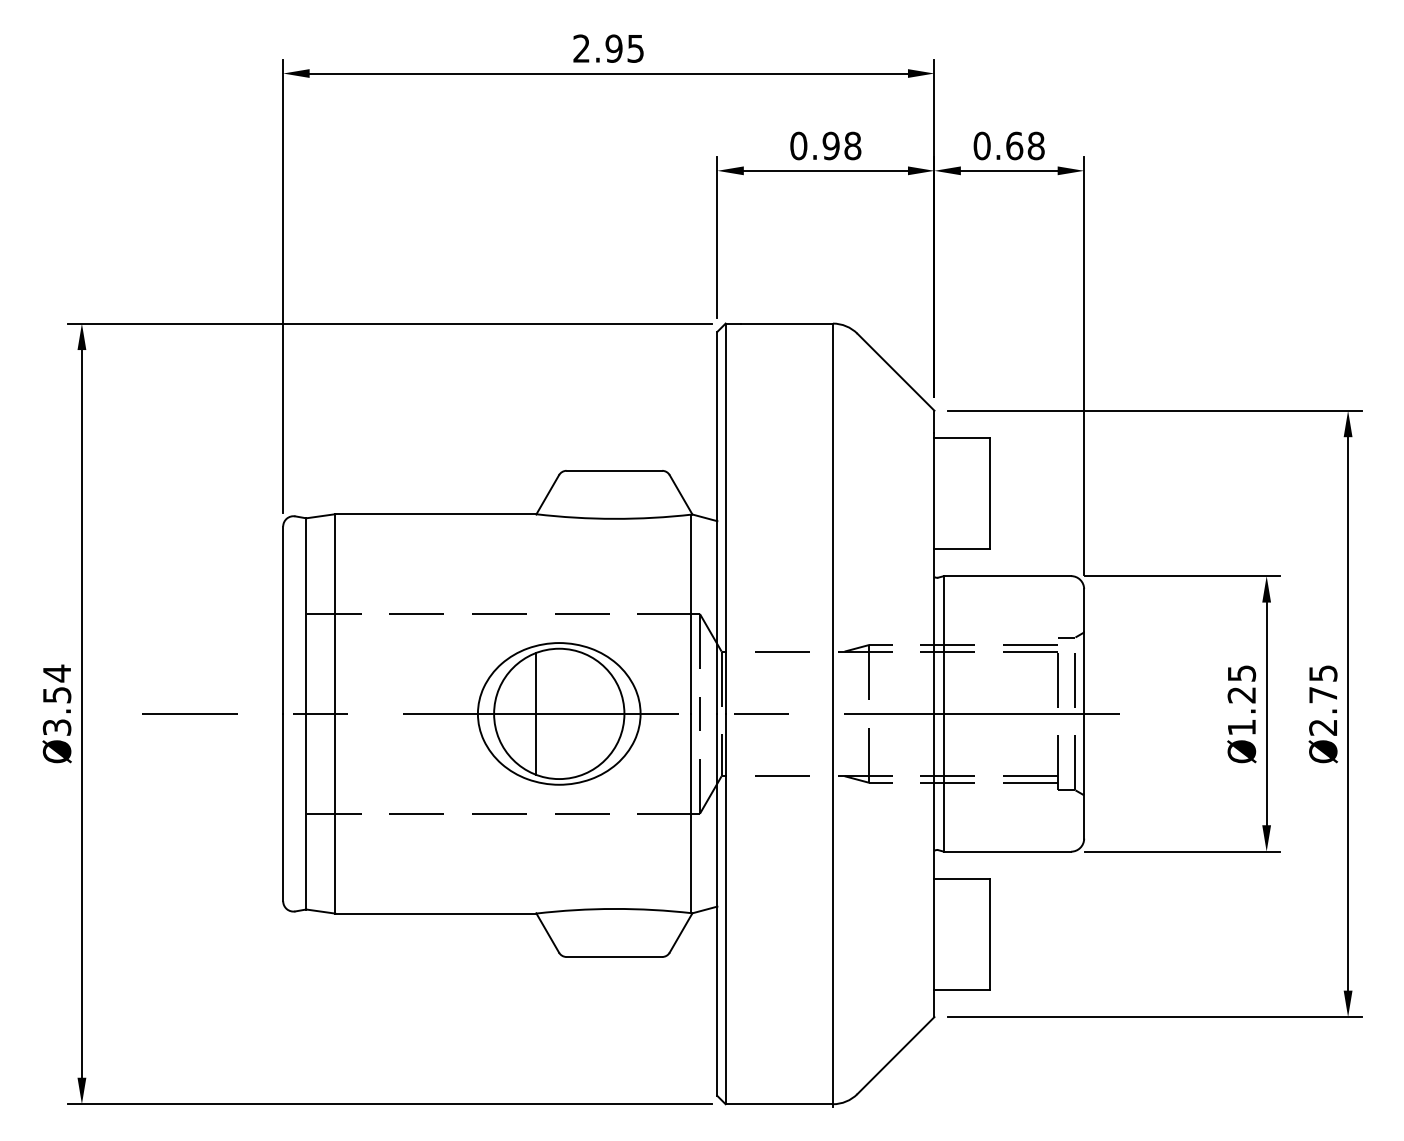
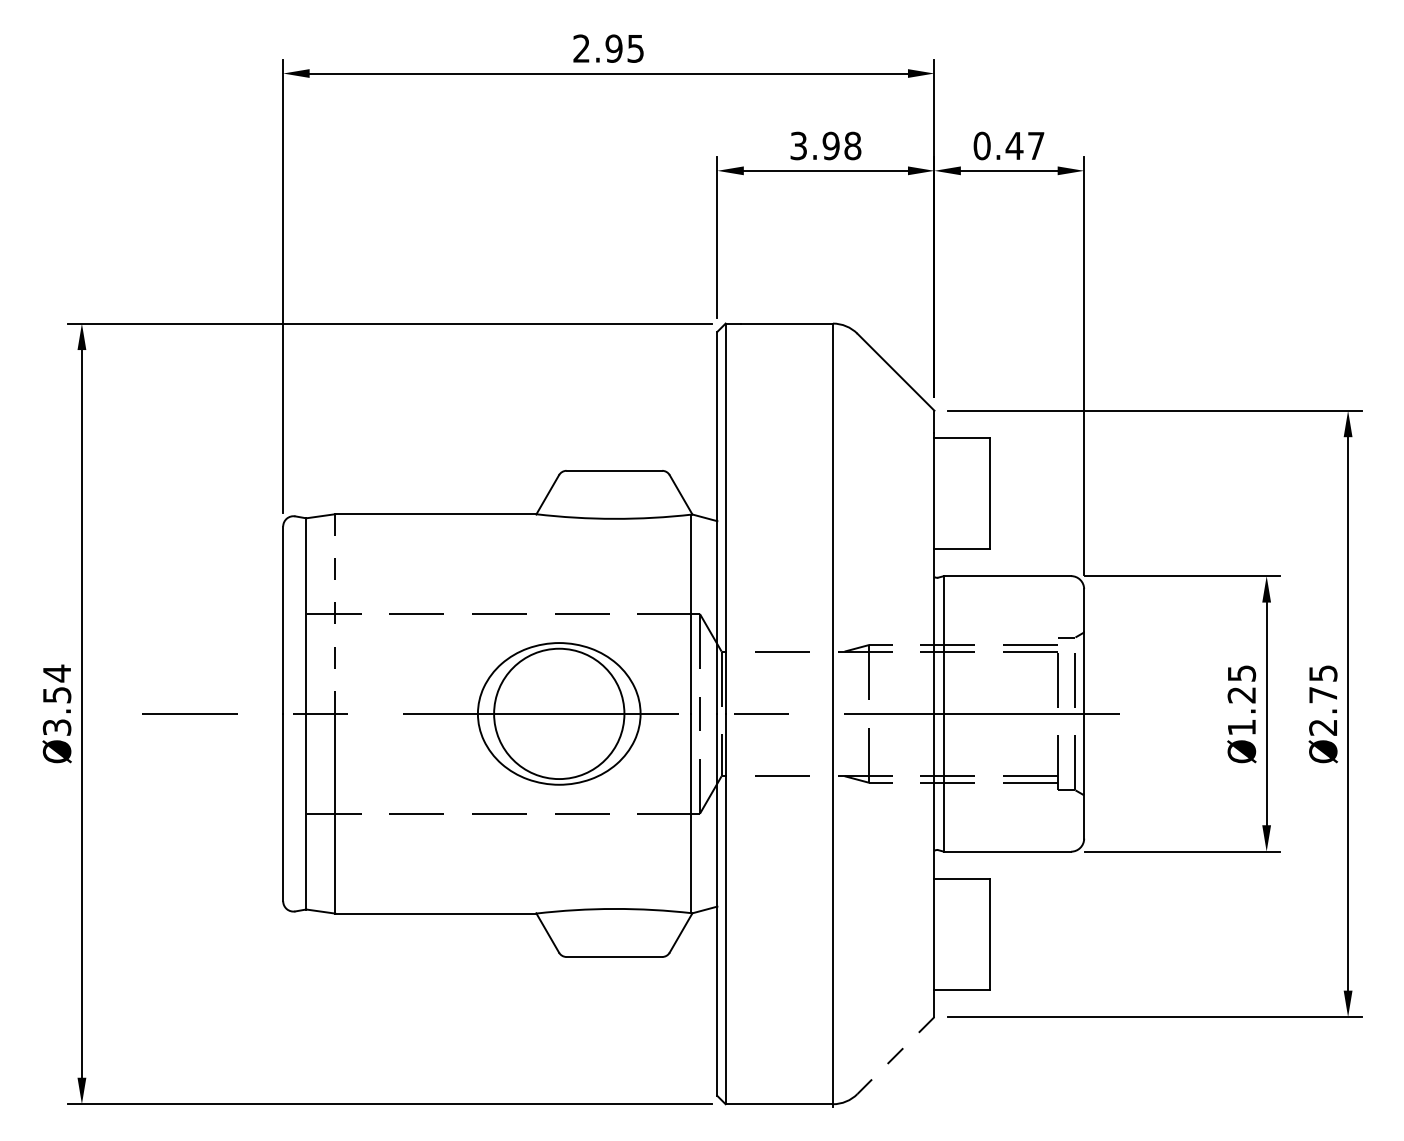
text: 0.98 -> 3.98 (798, 145)
text: 0.68 -> 0.47 (1024, 145)
line: solid -> dashed (335, 614)
line: present -> none (536, 713)
line: solid -> dashed (895, 1055)
